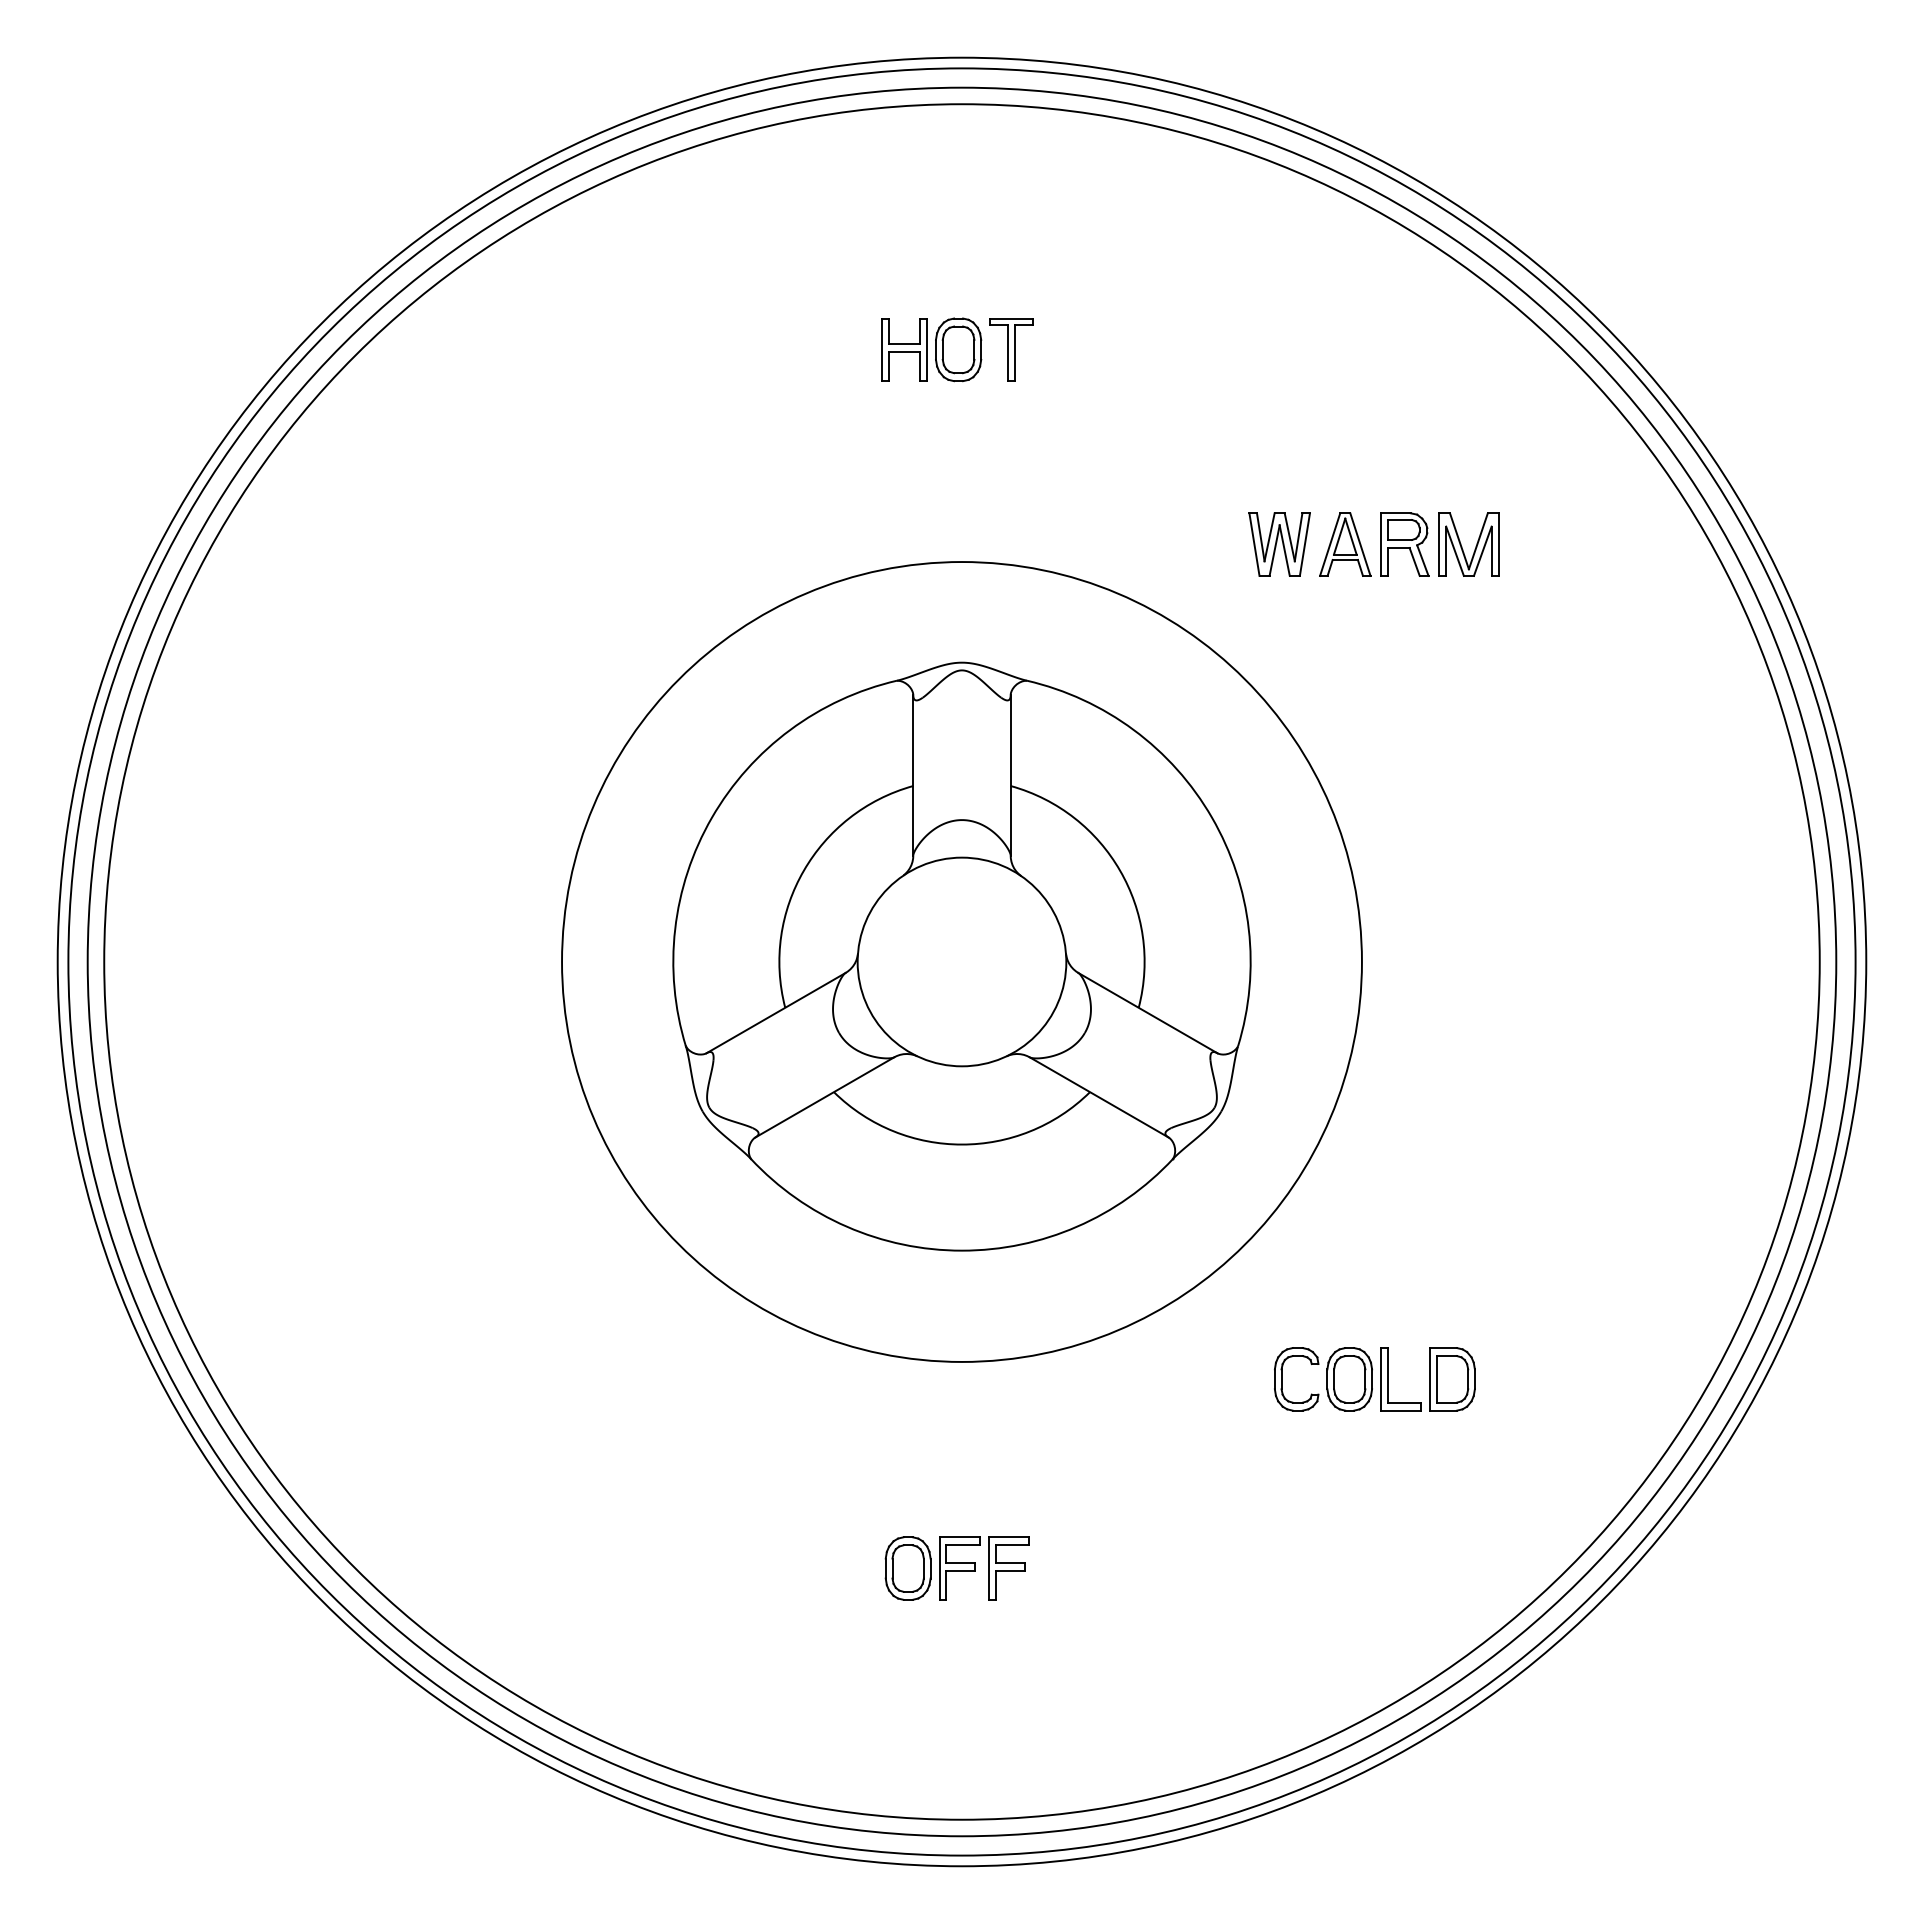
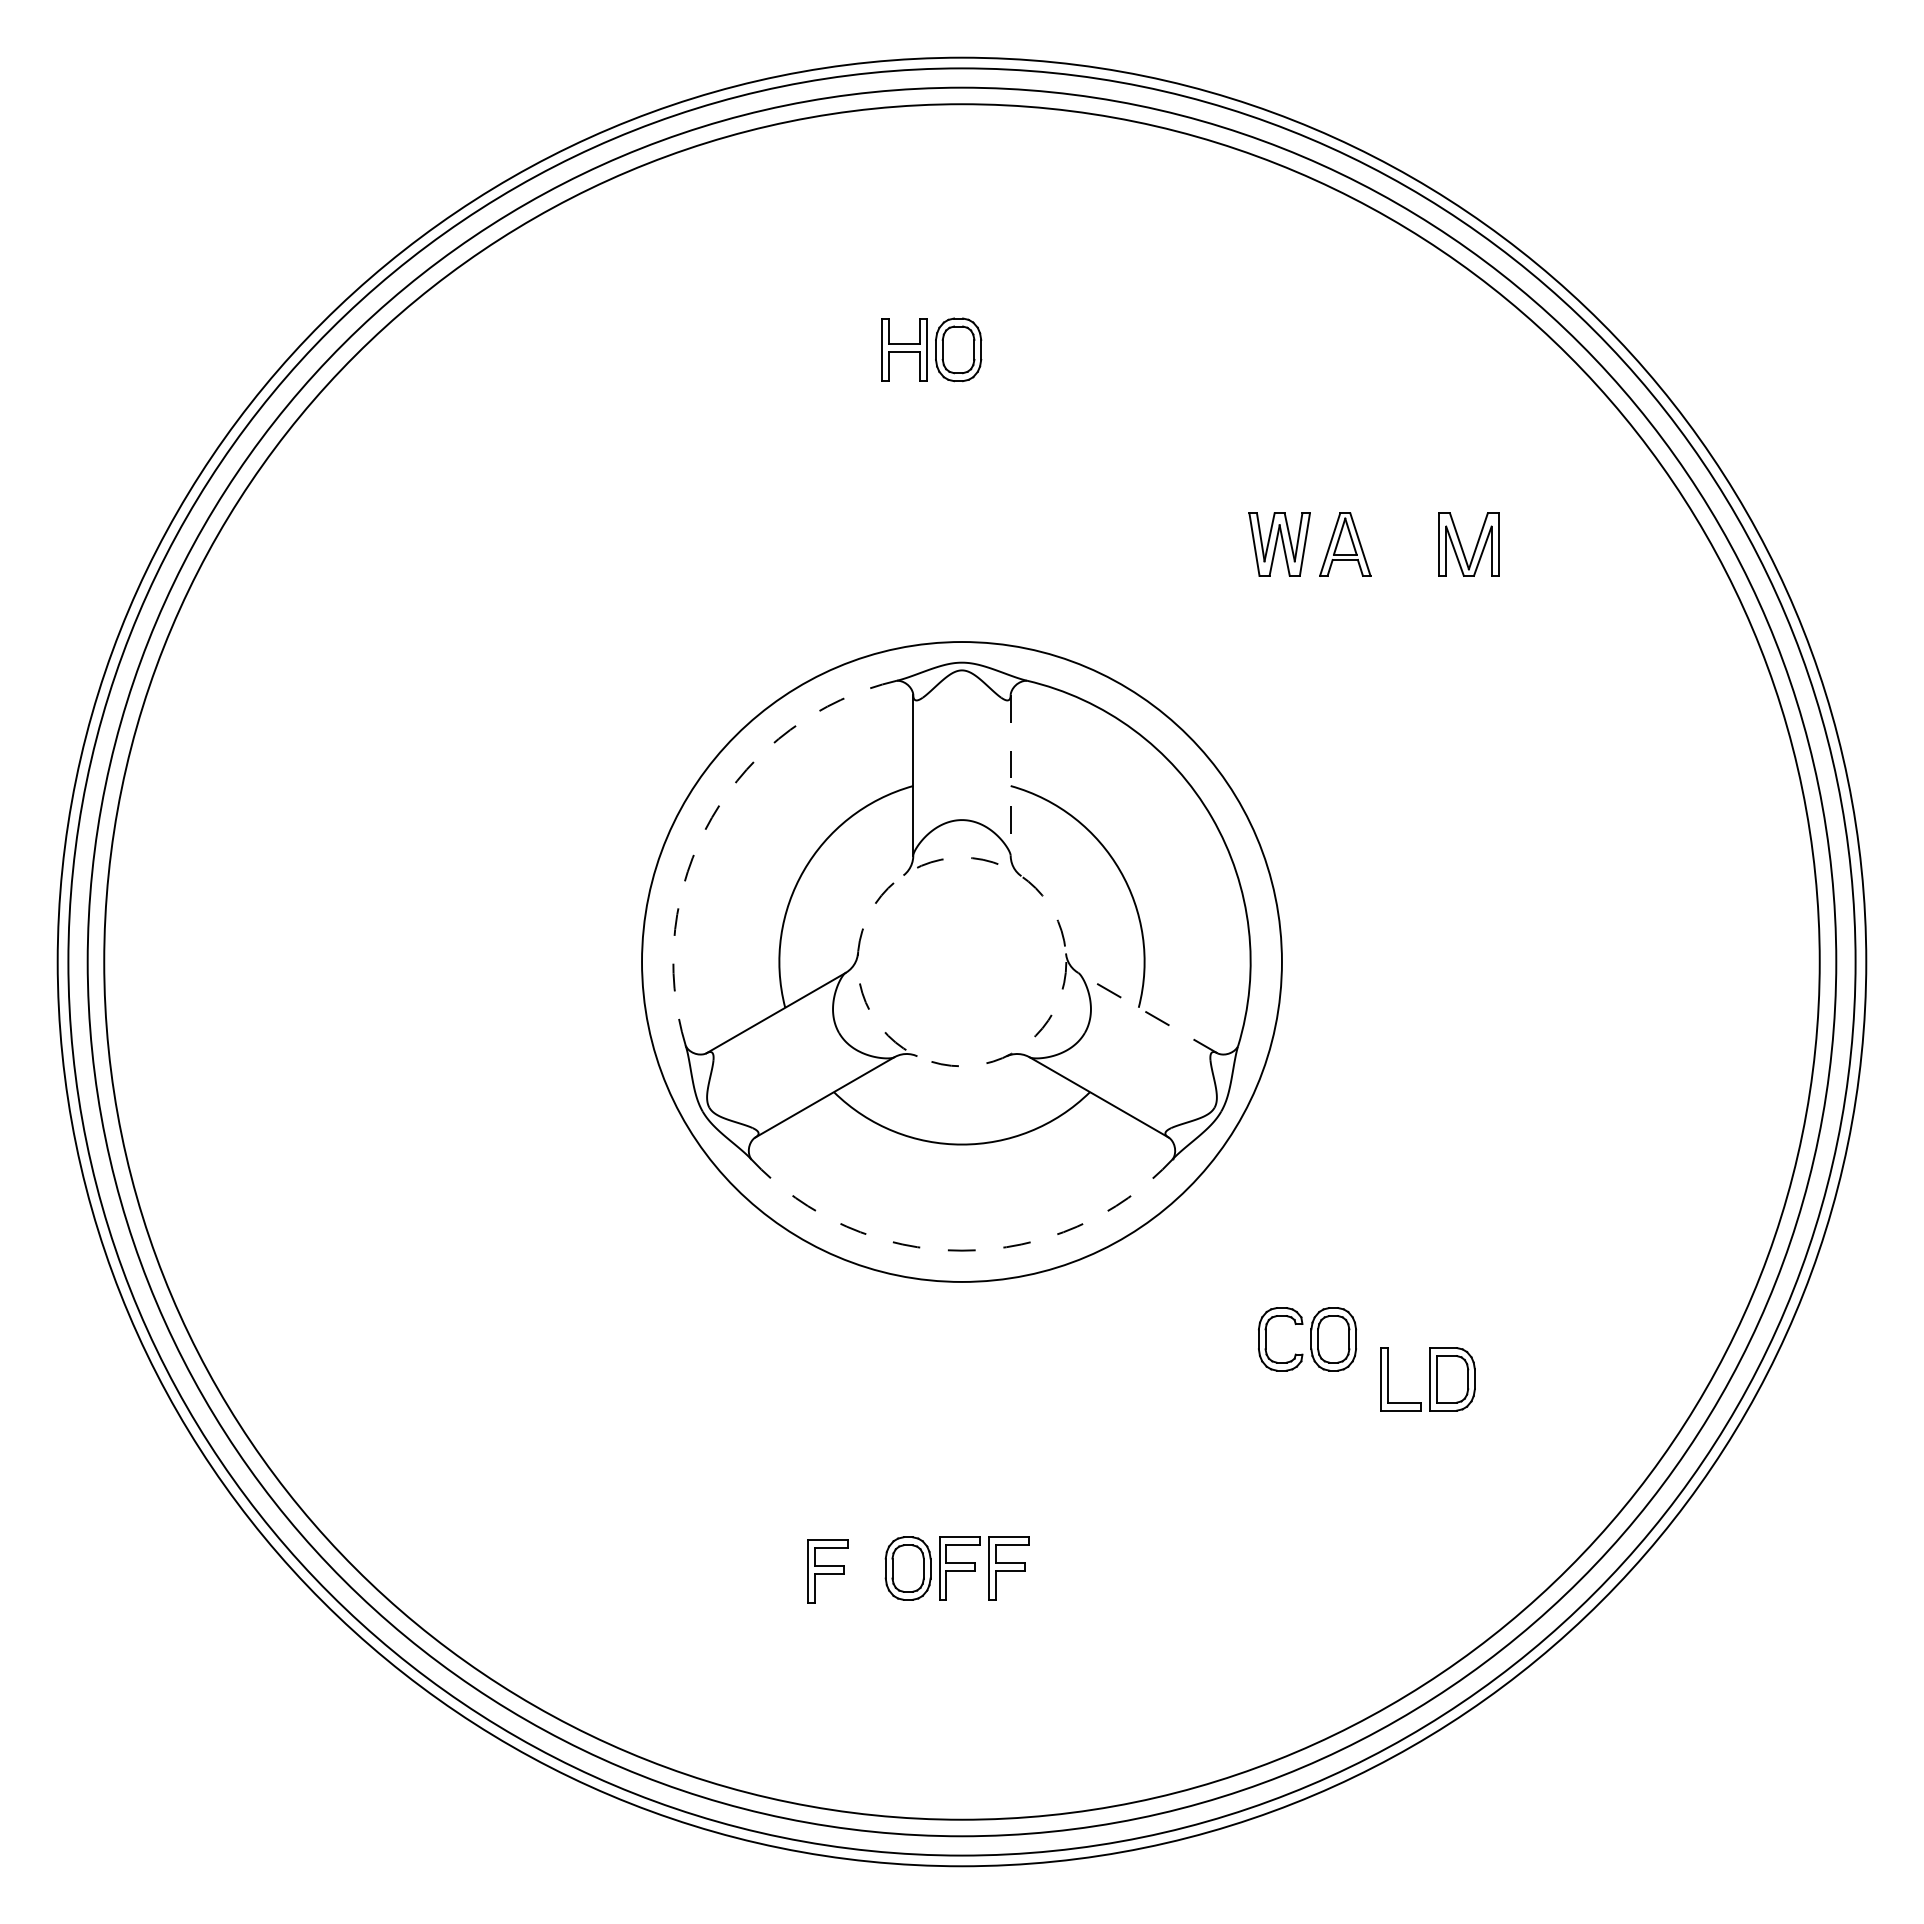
part: present -> none (1011, 349)
part: present -> none (1404, 544)
line: solid -> dashed (1010, 775)
arc: solid -> dashed (712, 817)
circle diameter: 800 px -> 640 px (961, 961)
circle: solid -> dashed (961, 961)
line: solid -> dashed (1147, 1012)
arc: solid -> dashed (962, 1250)
part position: (1323, 1379) -> (1307, 1339) (1307, 1339)
part: none -> present (827, 1571)
